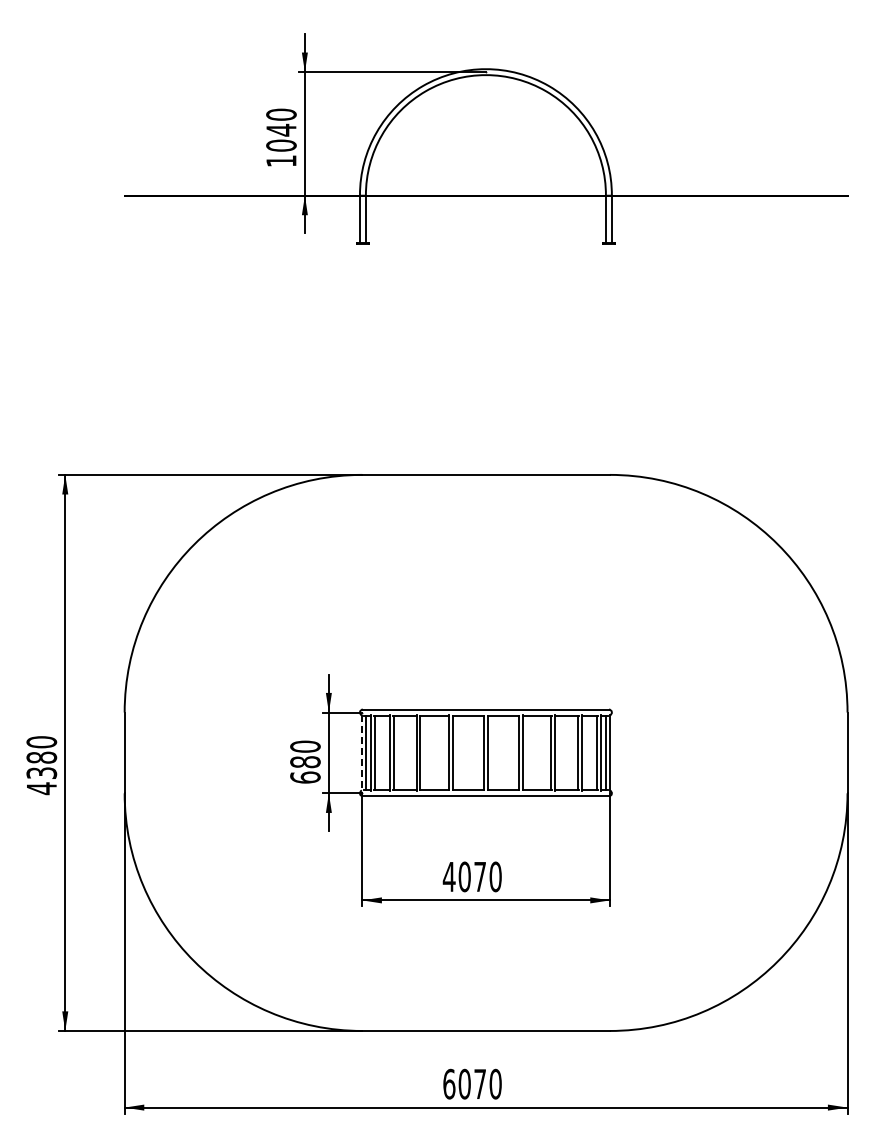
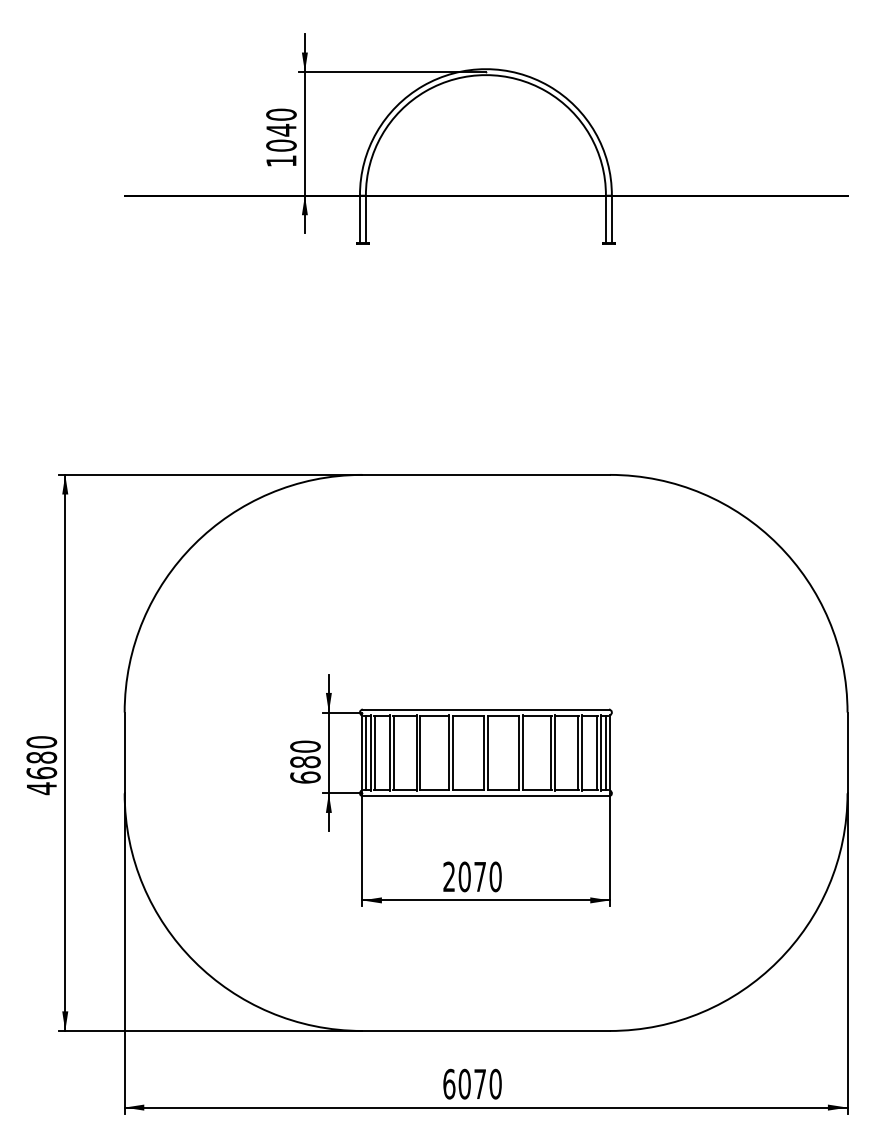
line: dashed -> solid (361, 753)
text: 4380 -> 4680 (41, 773)
text: 4070 -> 2070 (448, 876)
